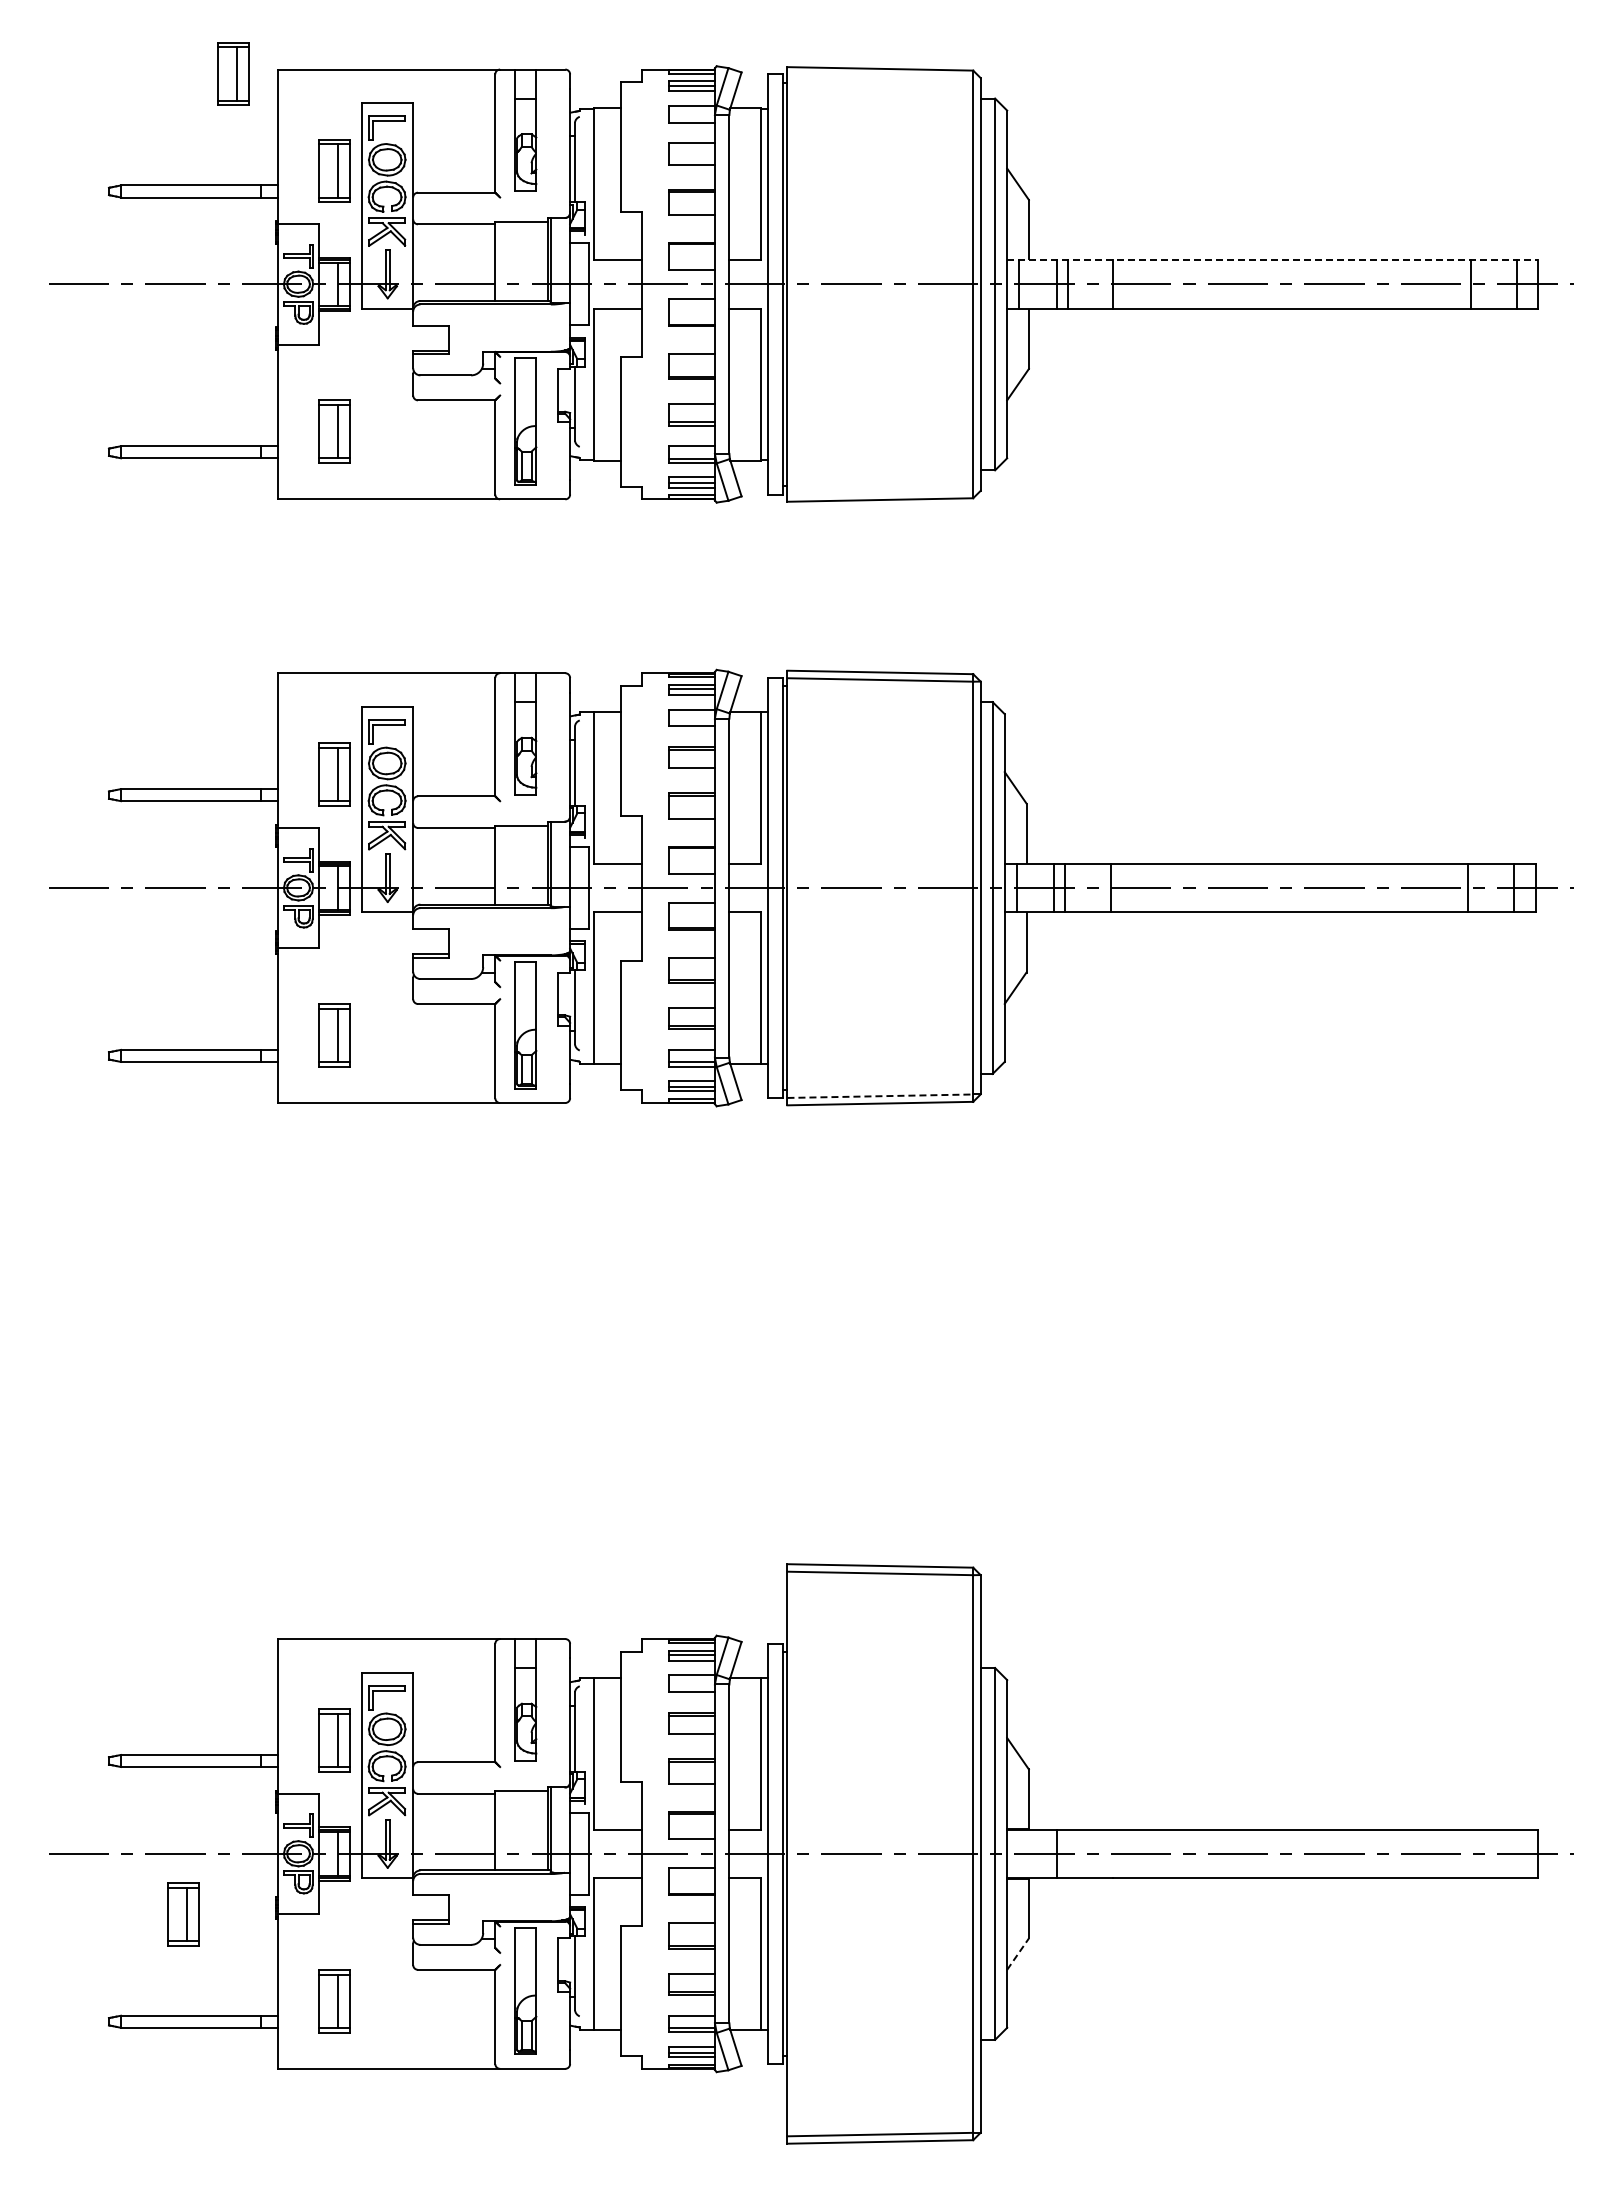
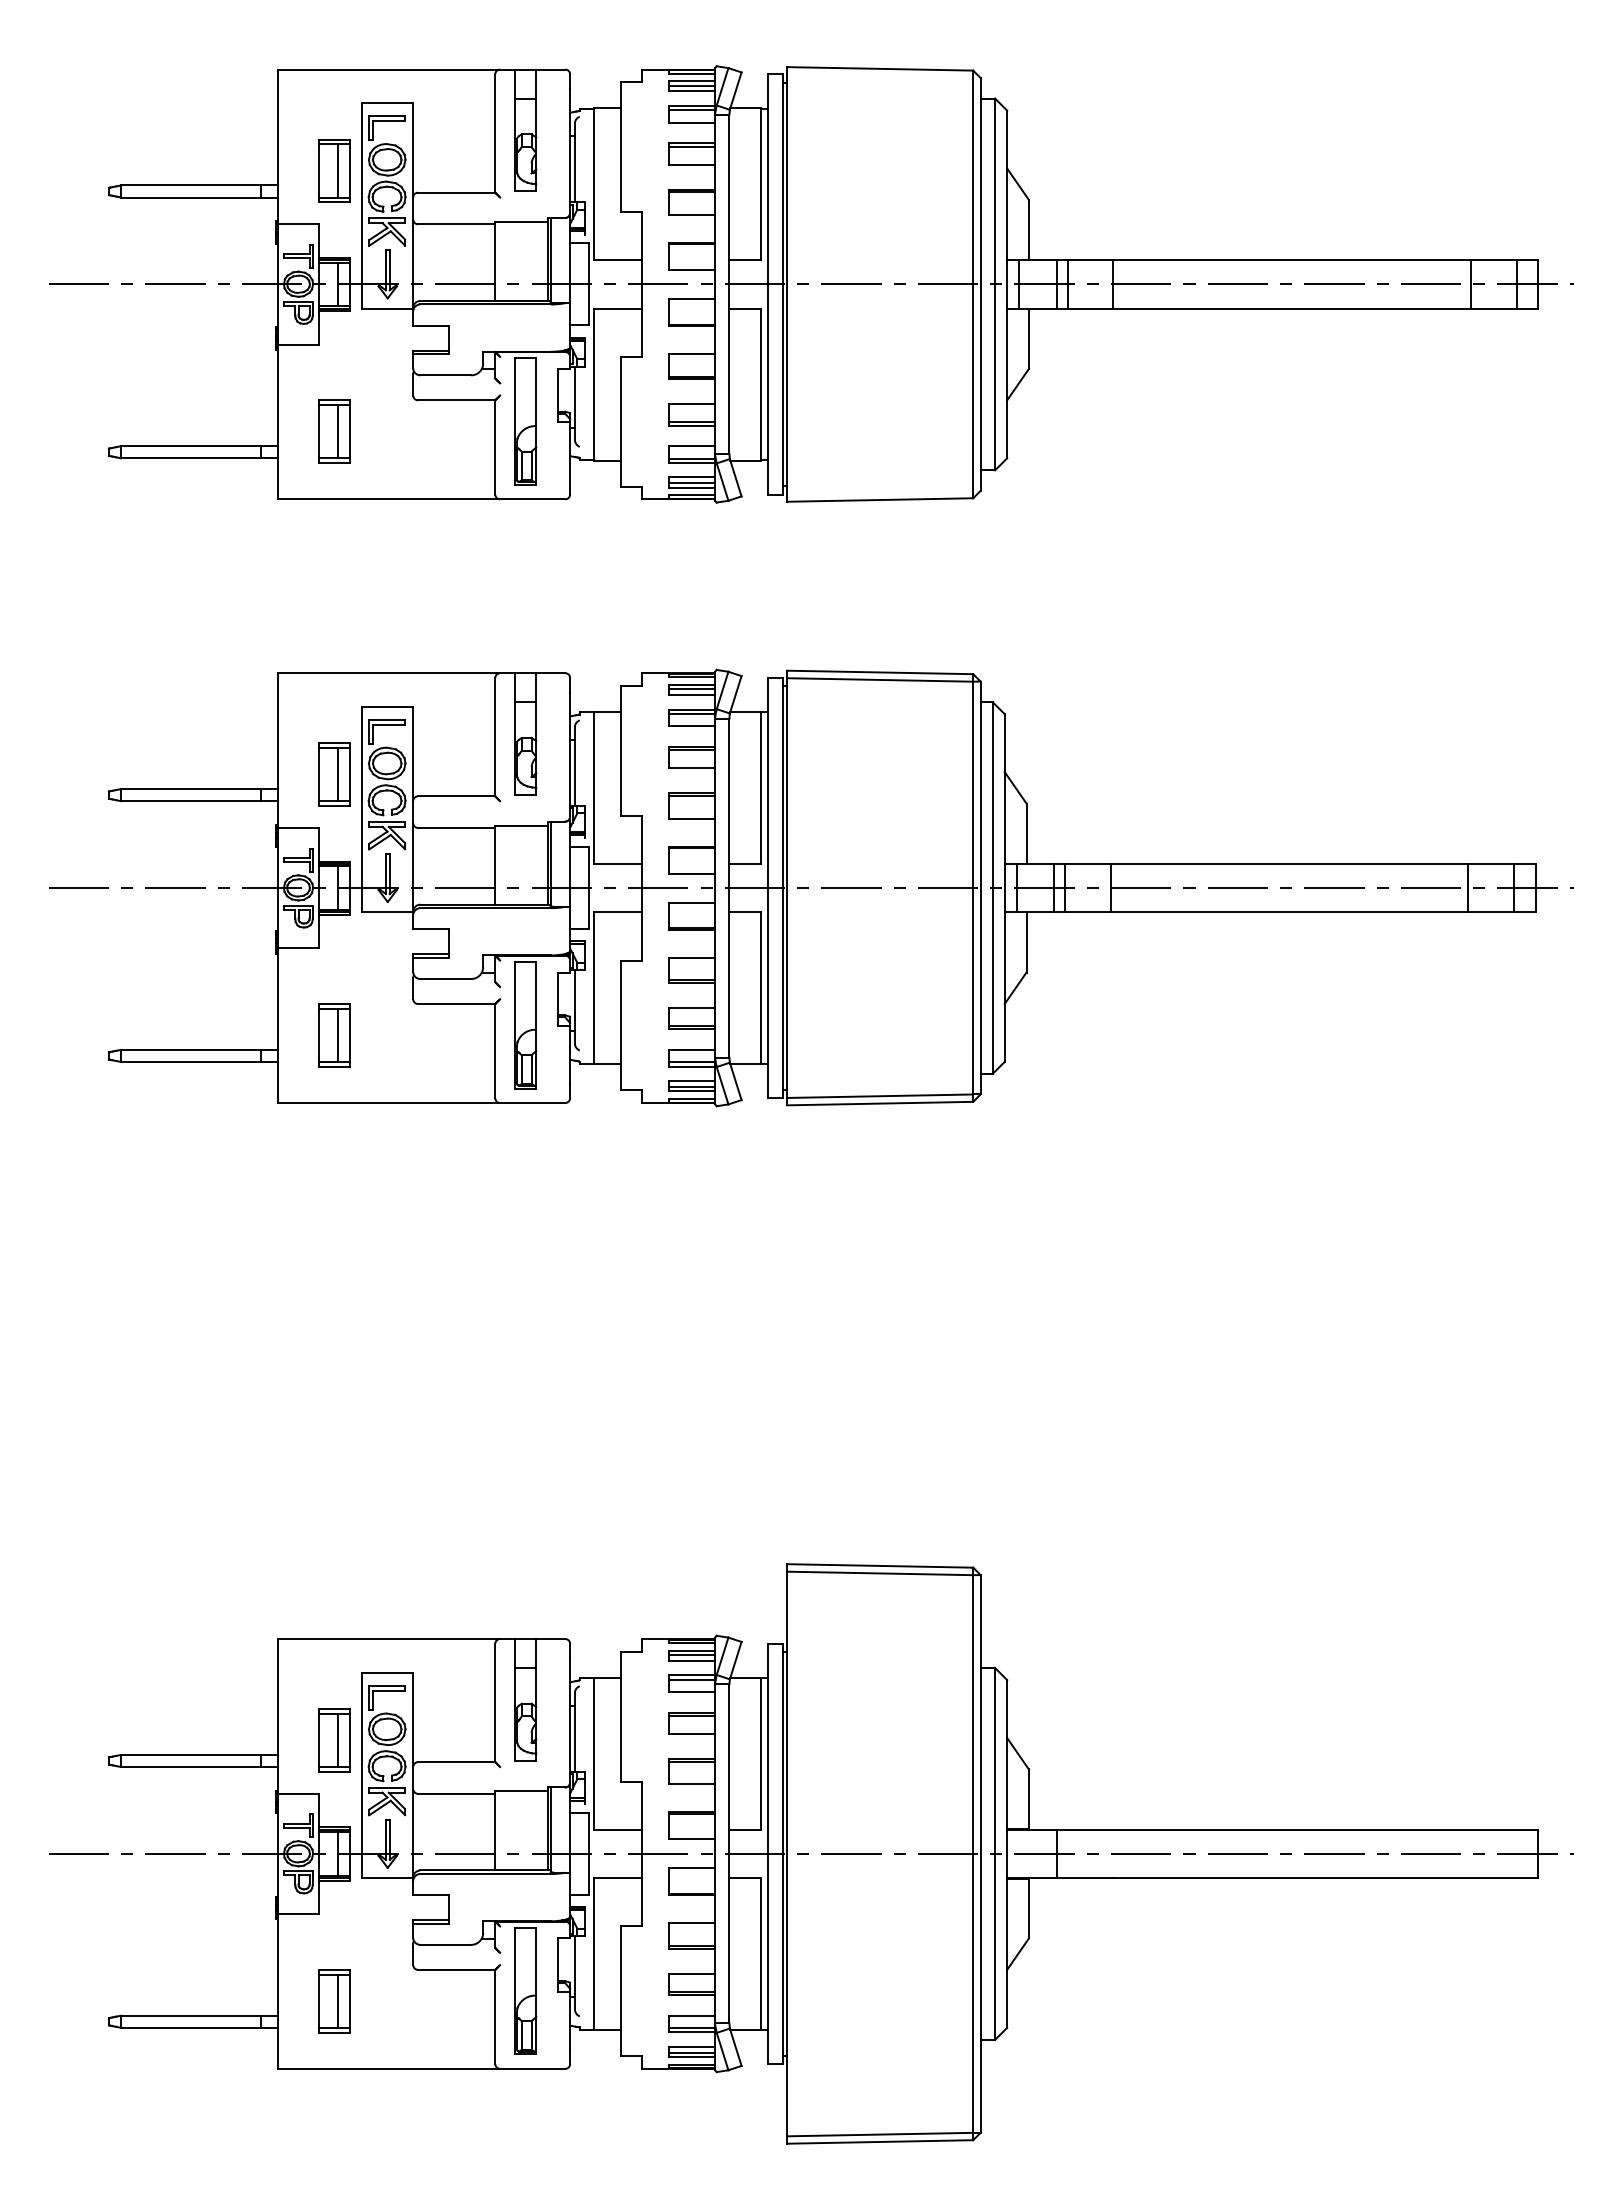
part: present -> none (233, 73)
line: none -> present (691, 110)
line: none -> present (691, 146)
line: dashed -> solid (1272, 260)
line: none -> present (691, 713)
line: dashed -> solid (880, 1096)
line: none -> present (691, 1679)
part: present -> none (183, 1914)
line: dashed -> solid (1018, 1953)
